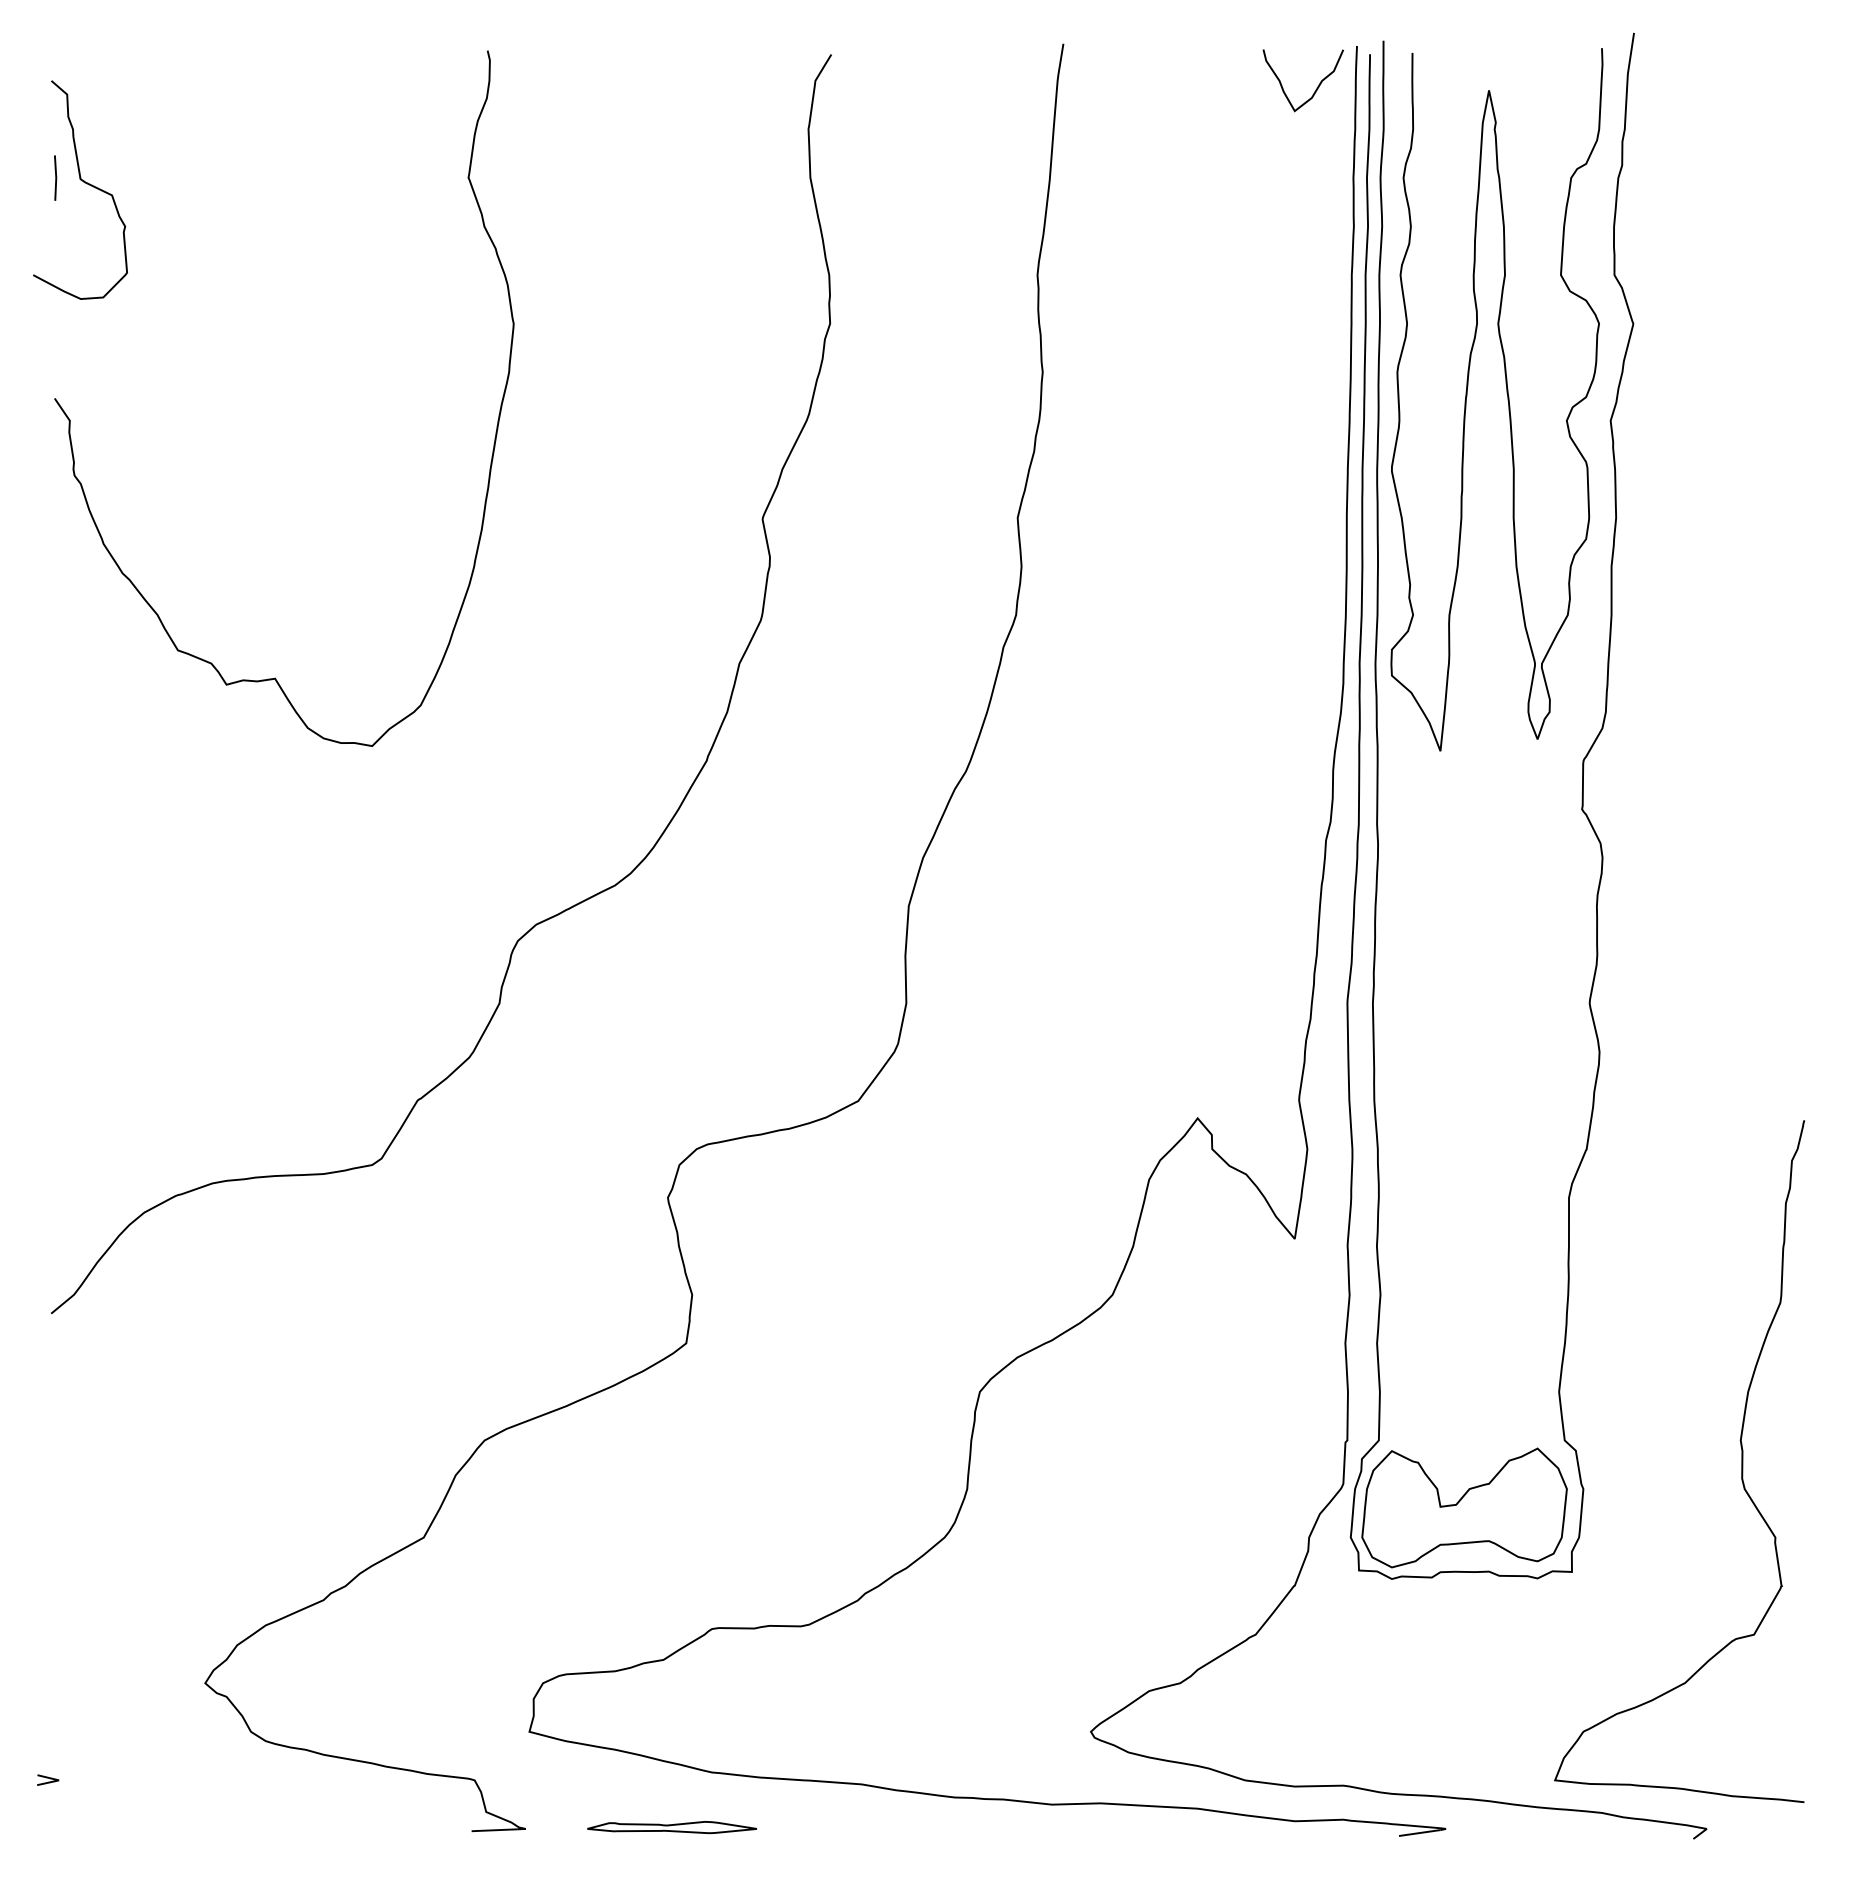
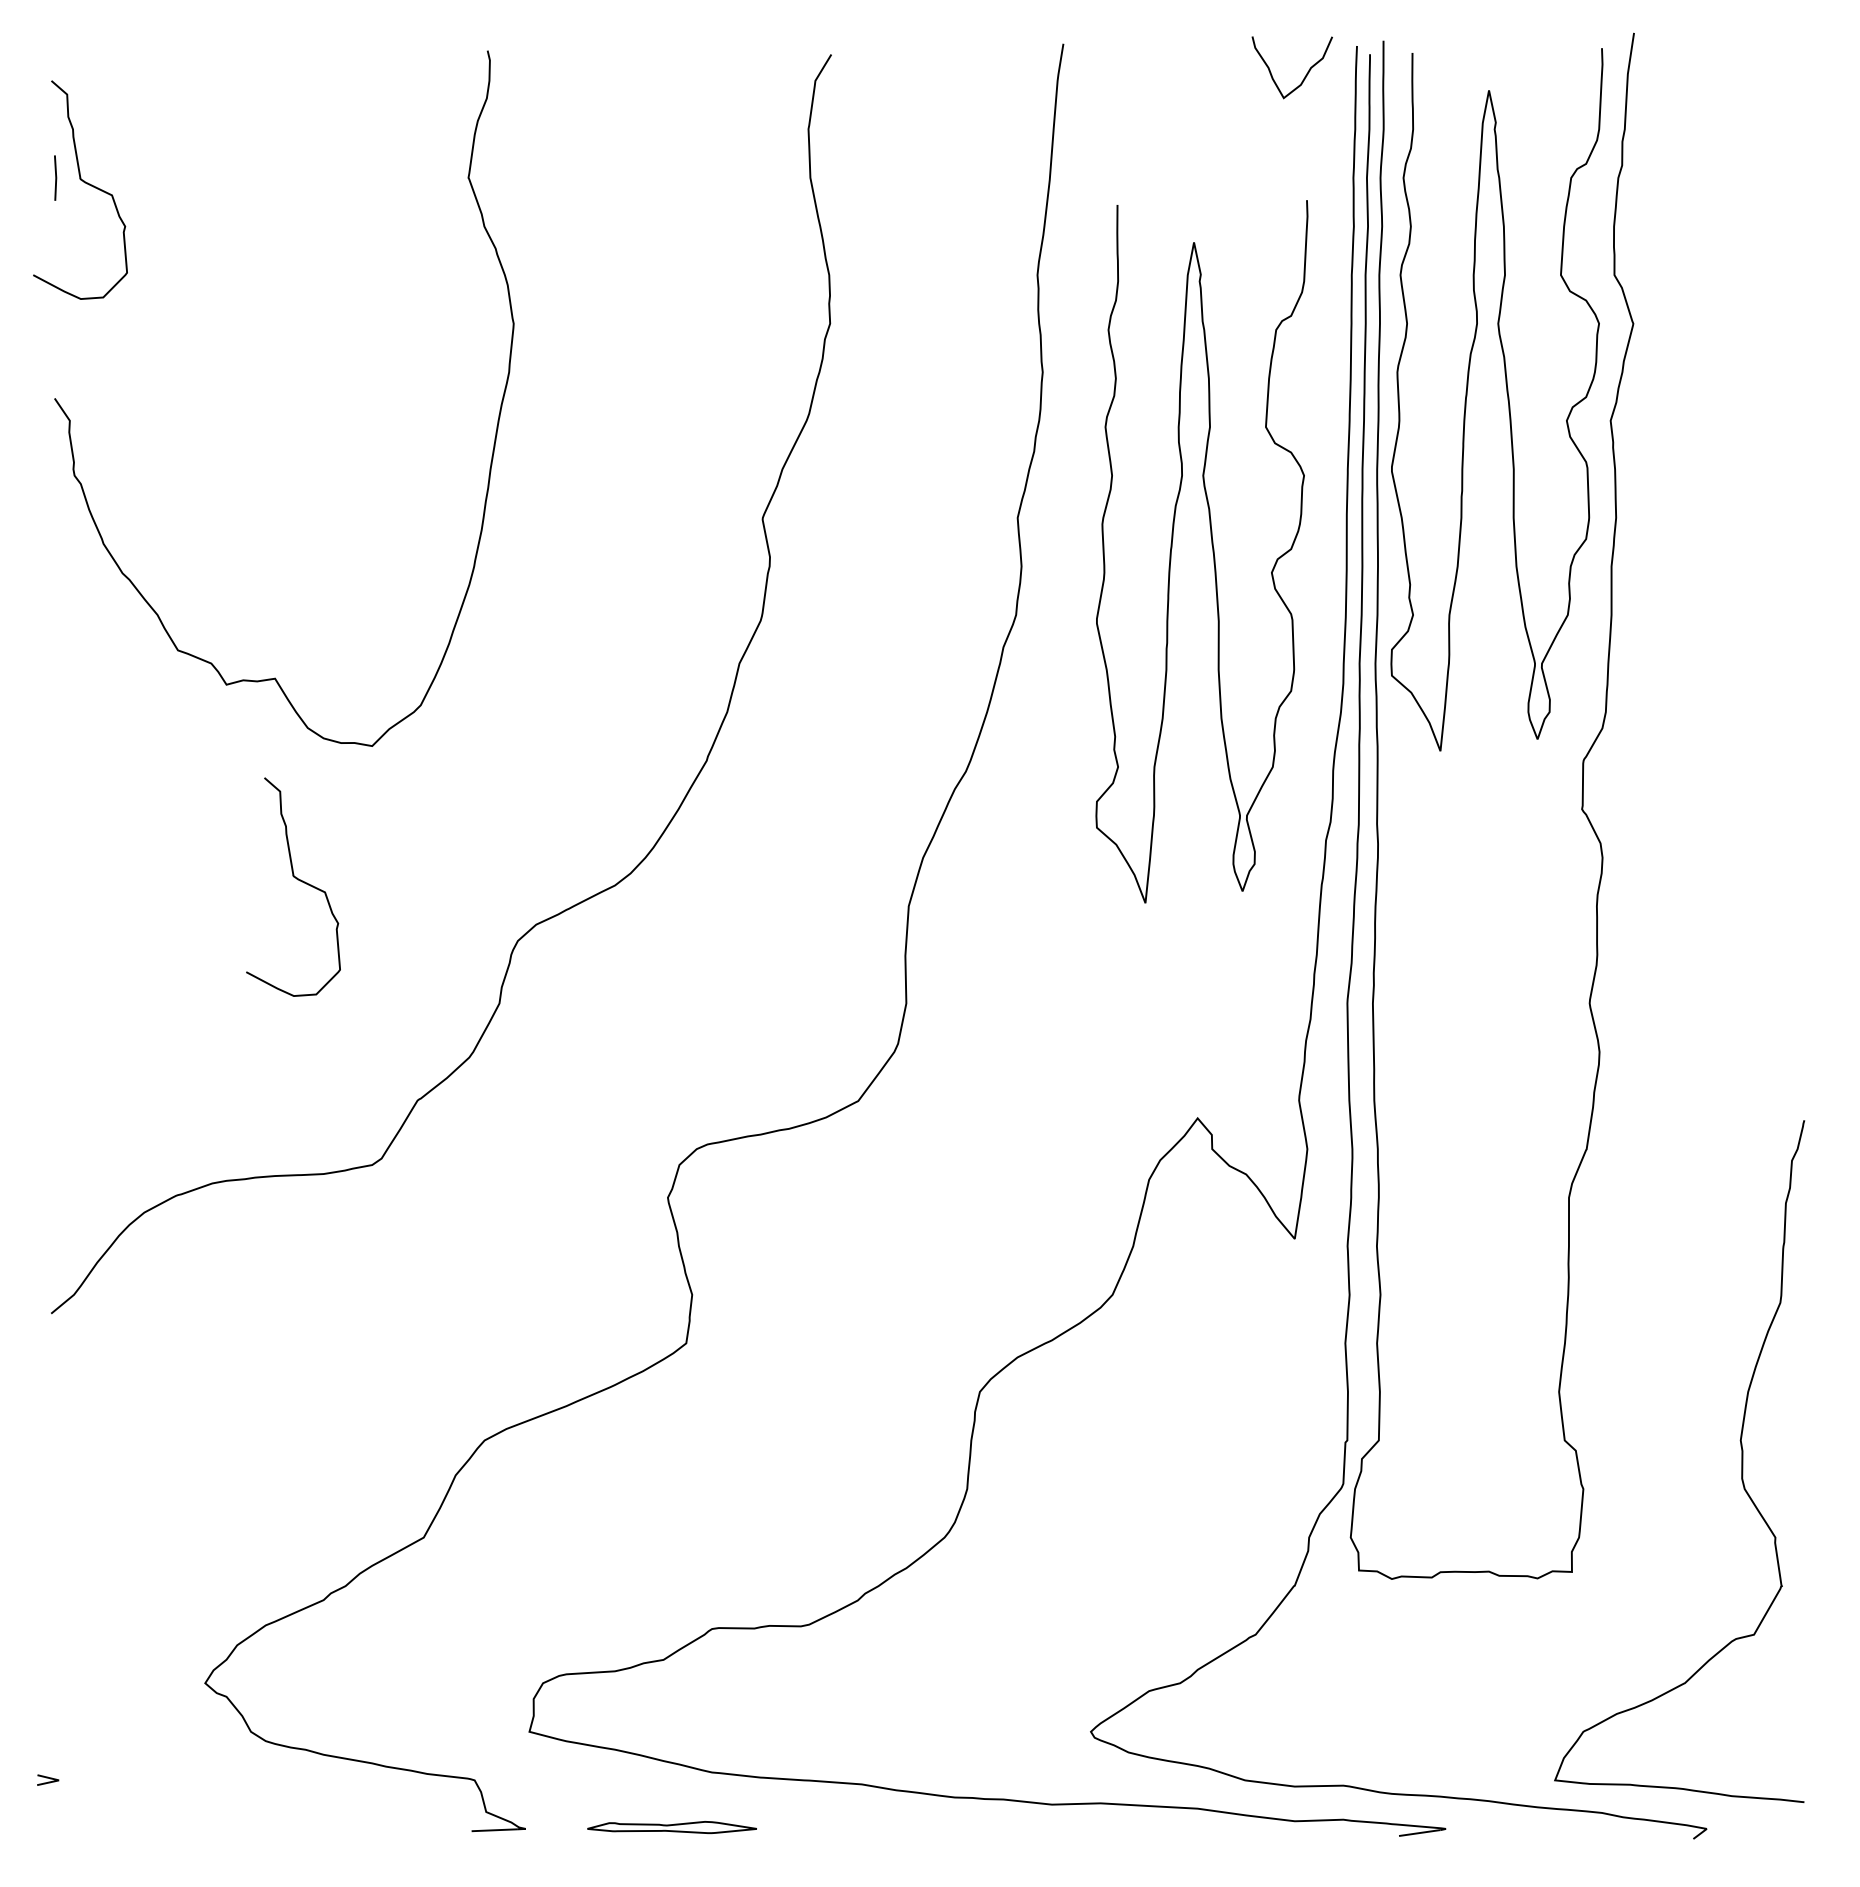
curve position: (1315, 89) -> (1304, 76) (1304, 76)
curve: none -> present (1212, 551)
curve: none -> present (296, 879)
part: present -> none (1464, 1507)
